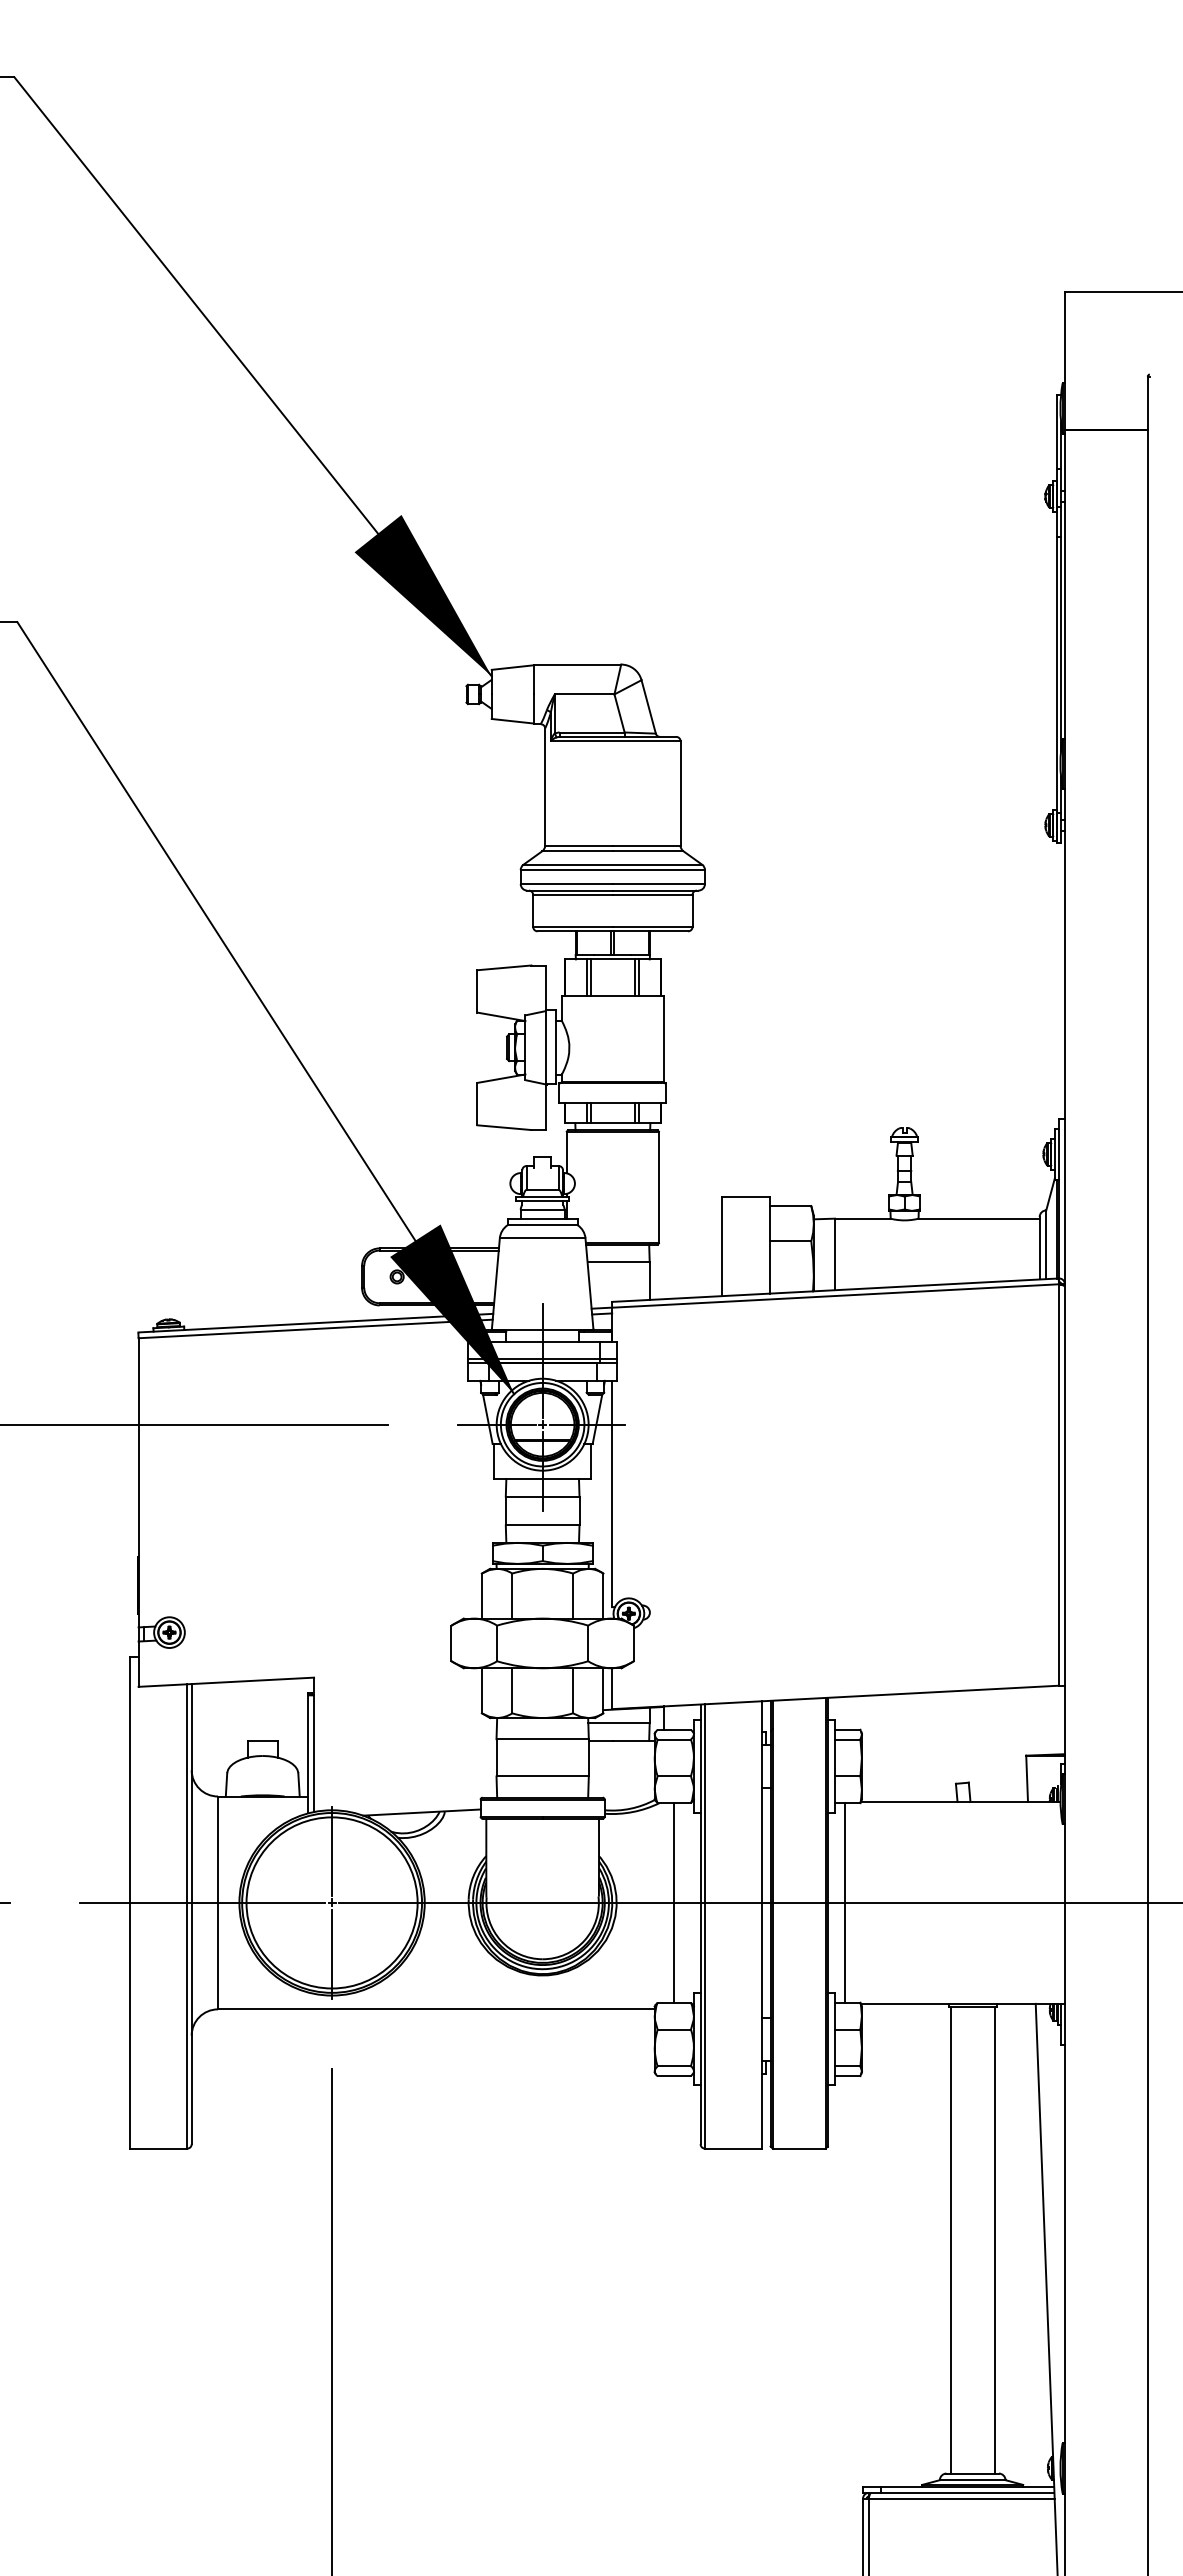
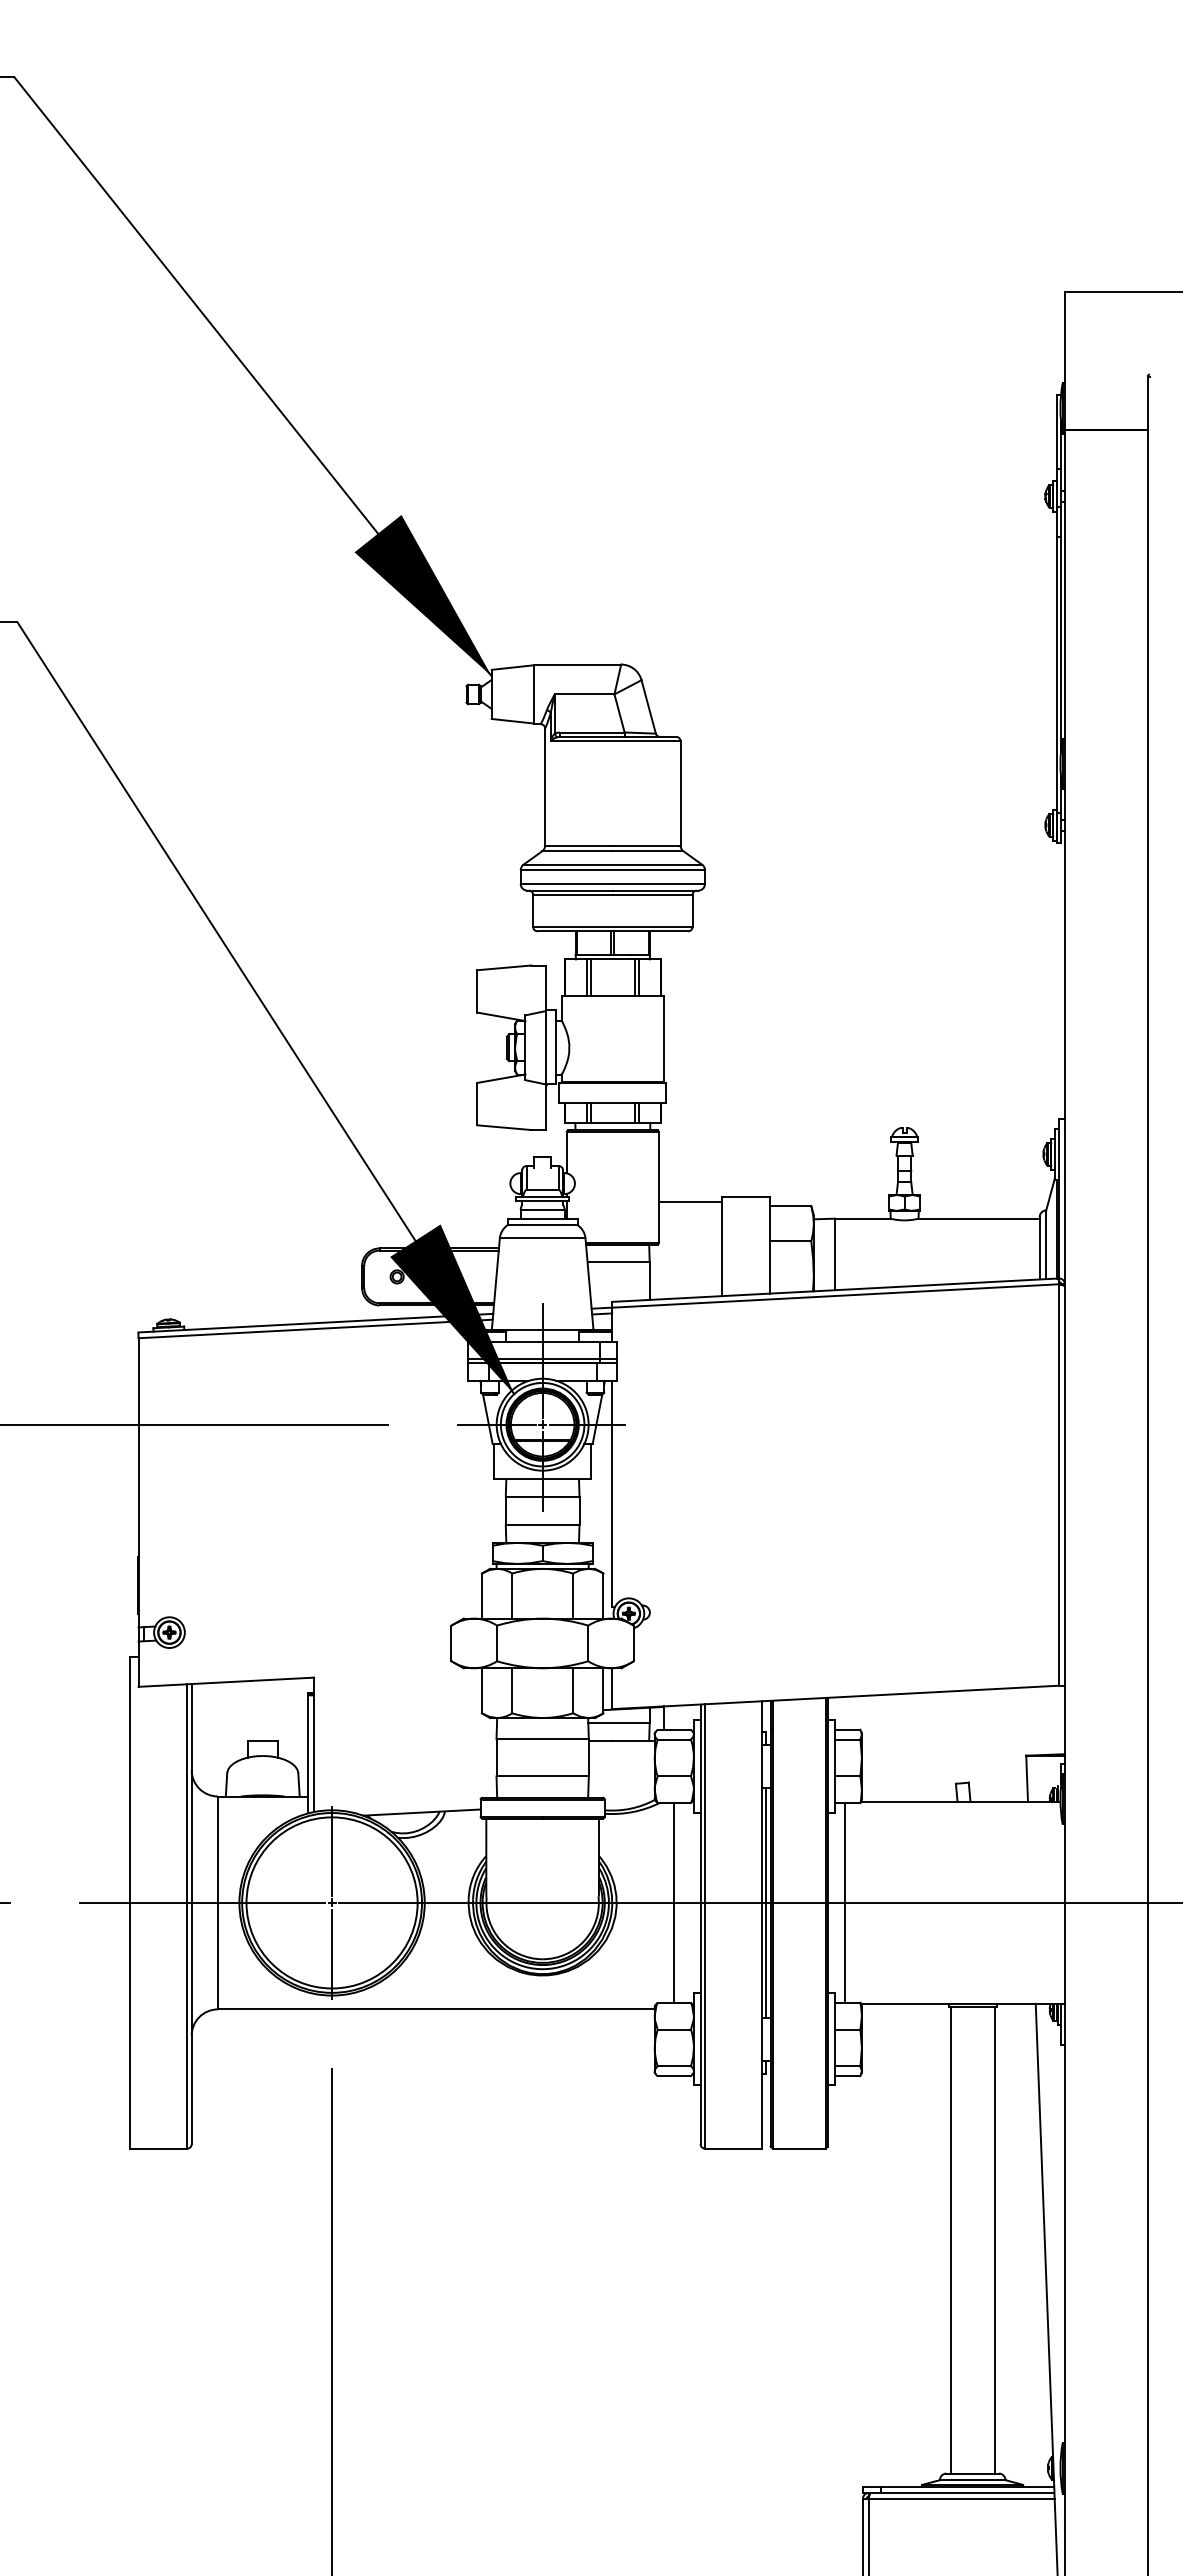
line: none -> present (689, 1202)
line: none -> present (766, 1902)
